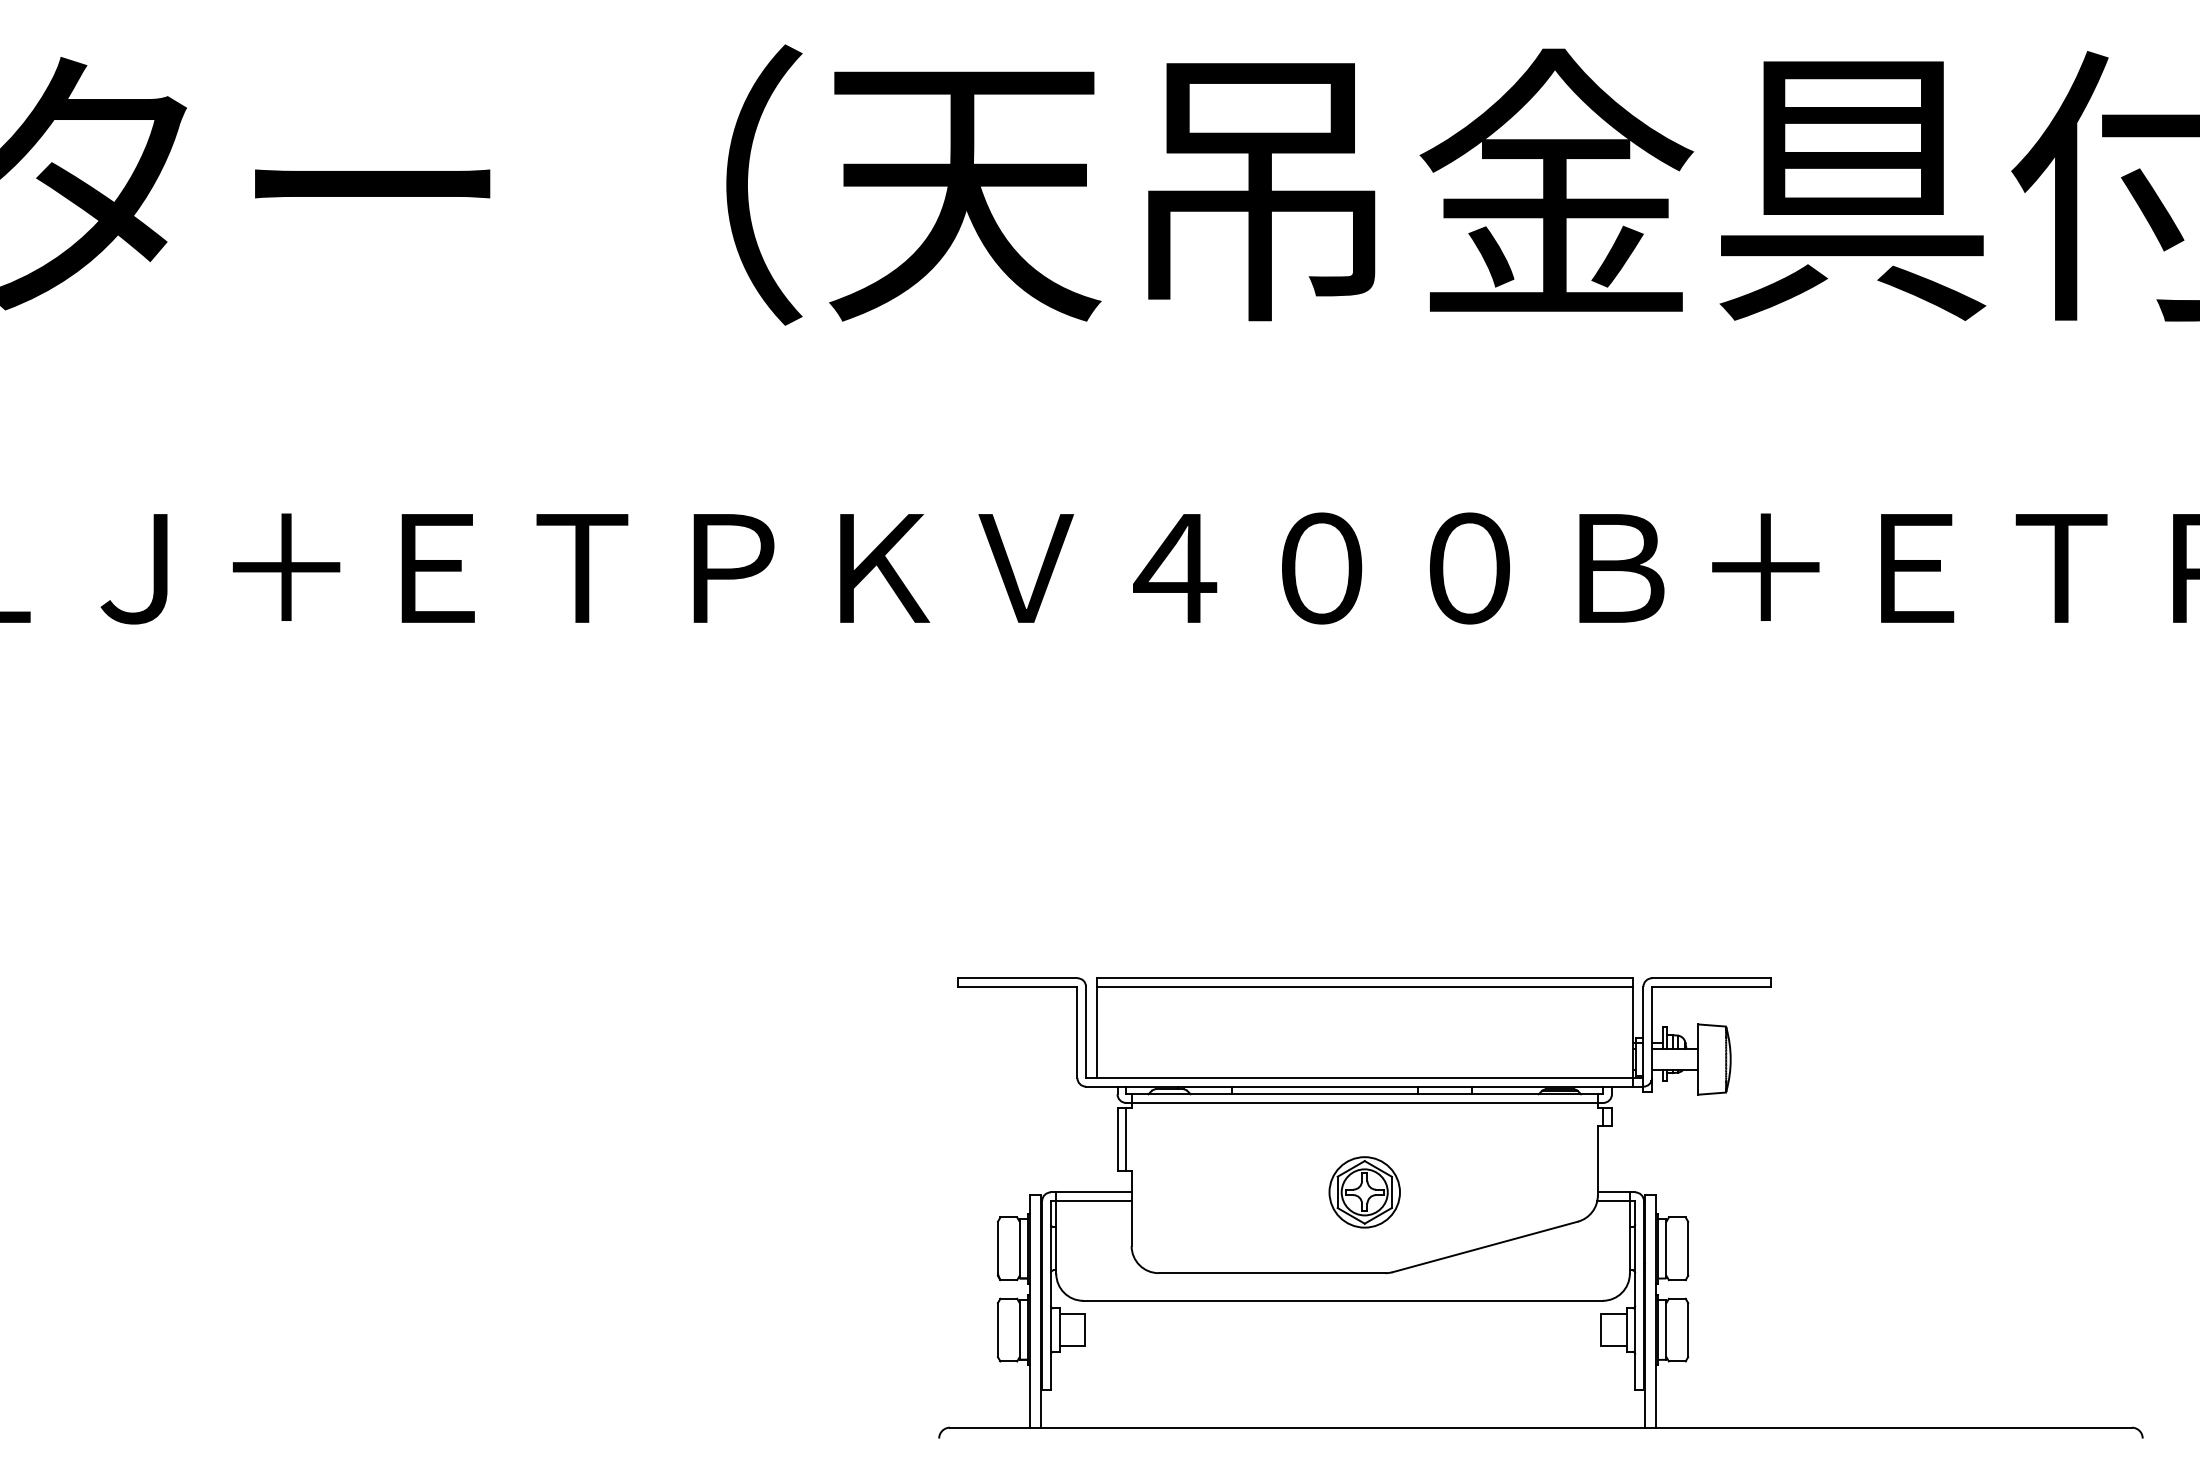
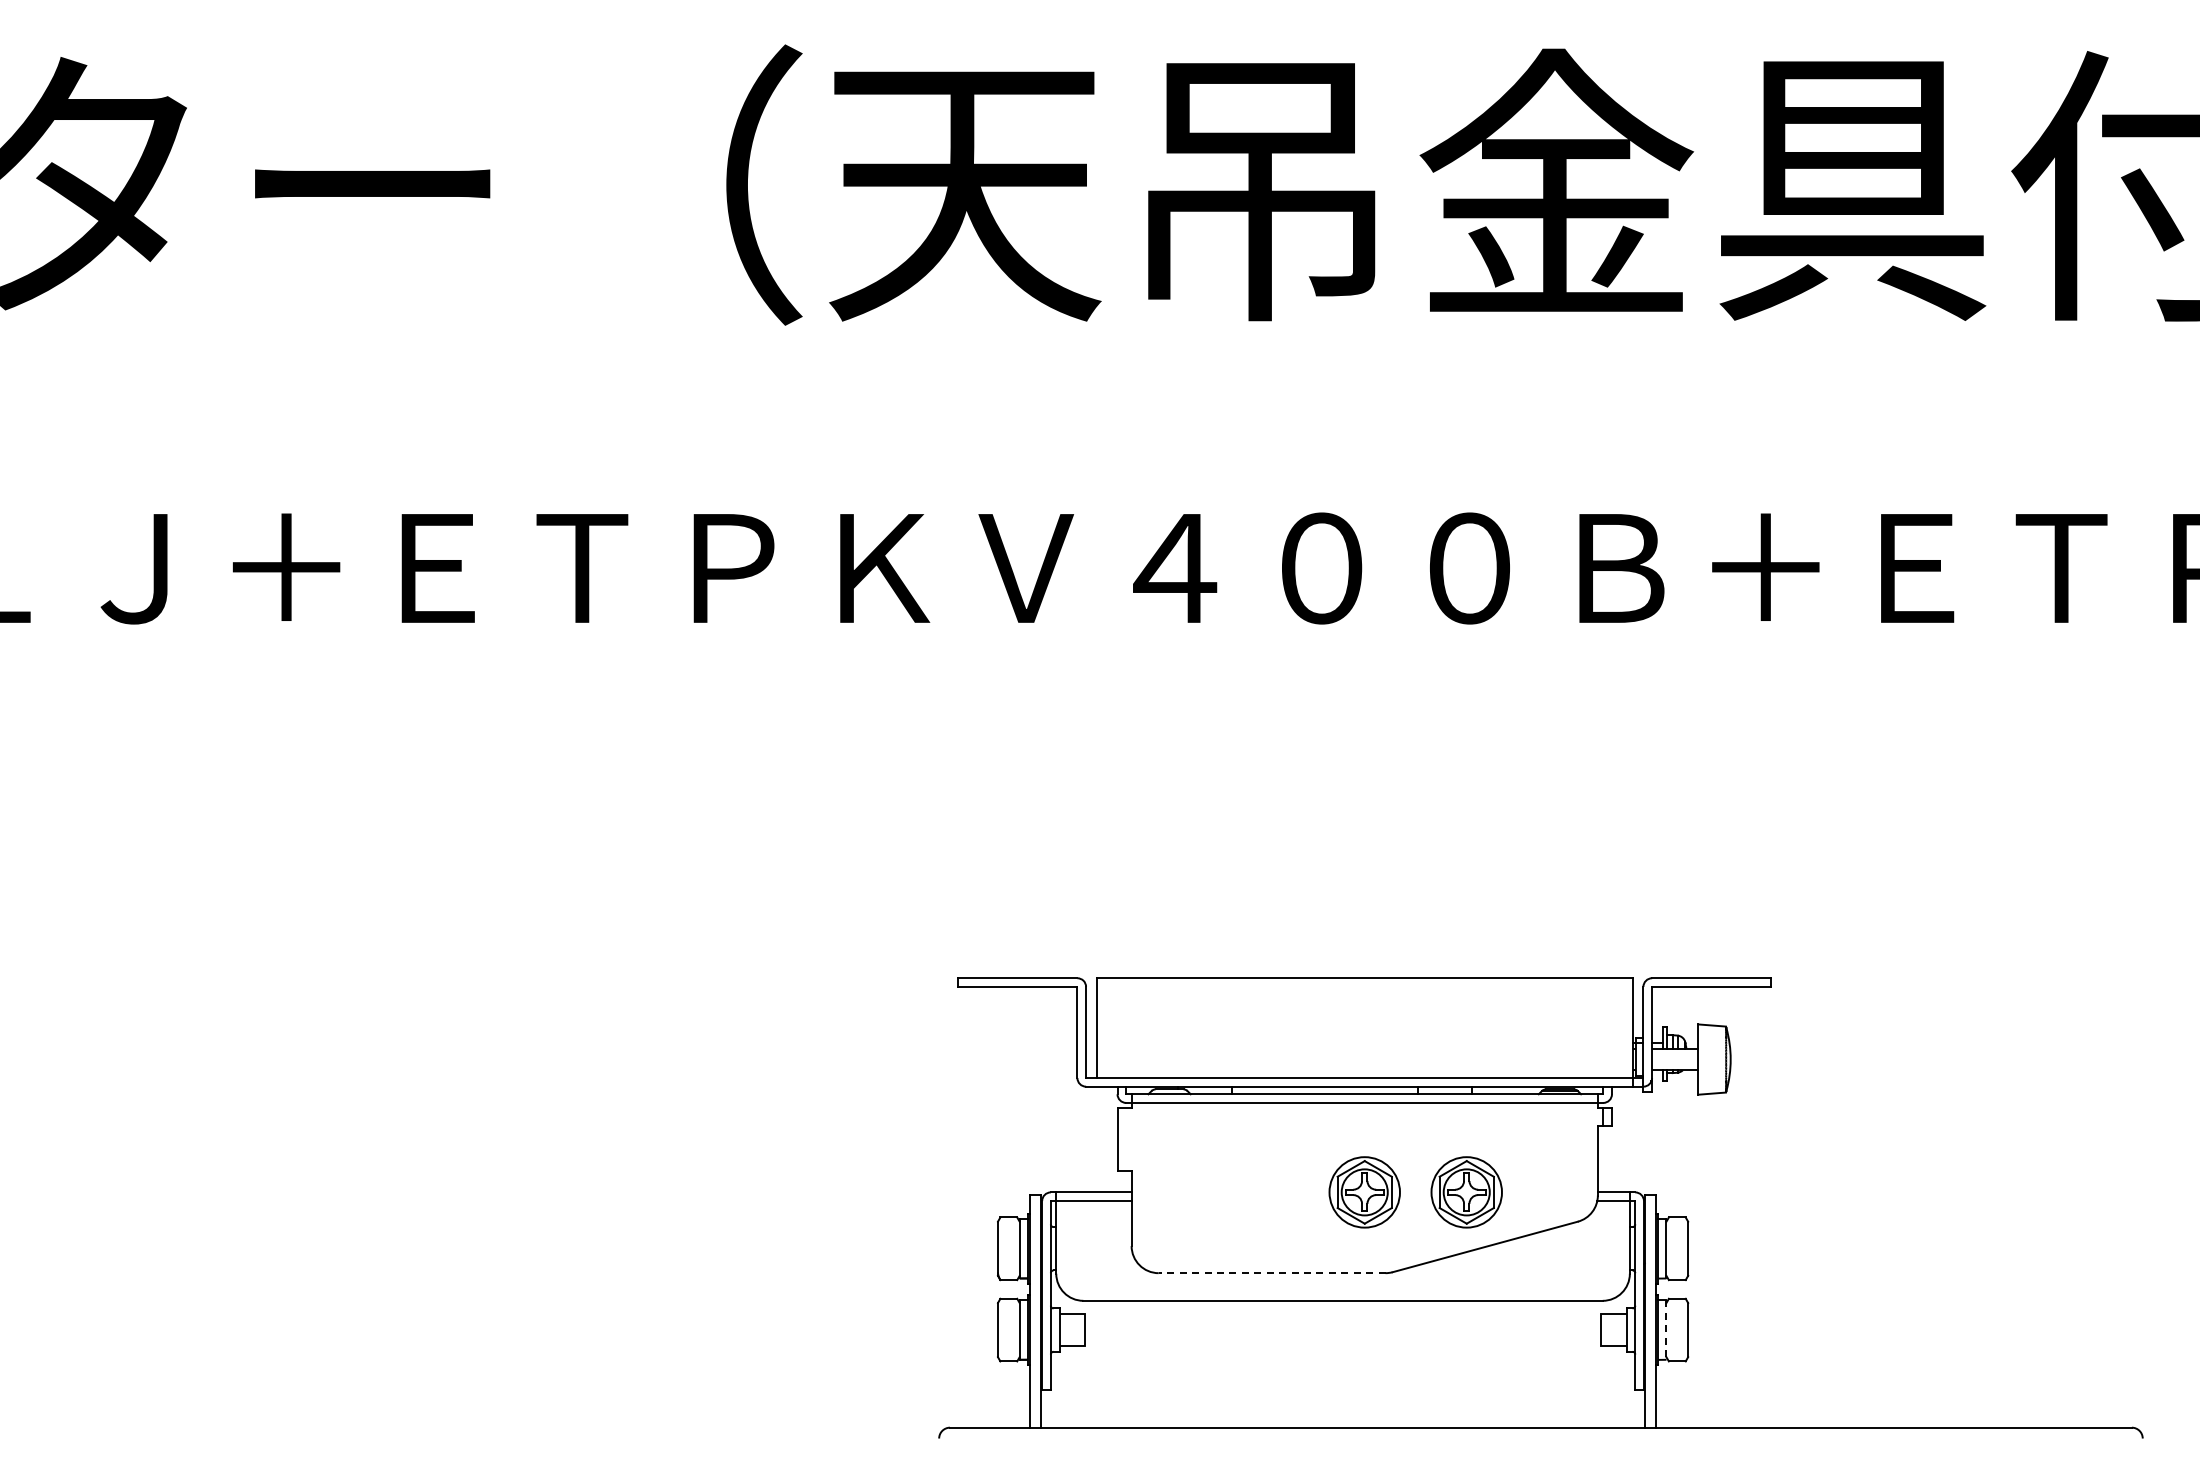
line: present -> none (1364, 986)
line: present -> none (1126, 1139)
part: none -> present (1466, 1192)
line: solid -> dashed (1271, 1273)
line: solid -> dashed (1666, 1330)
